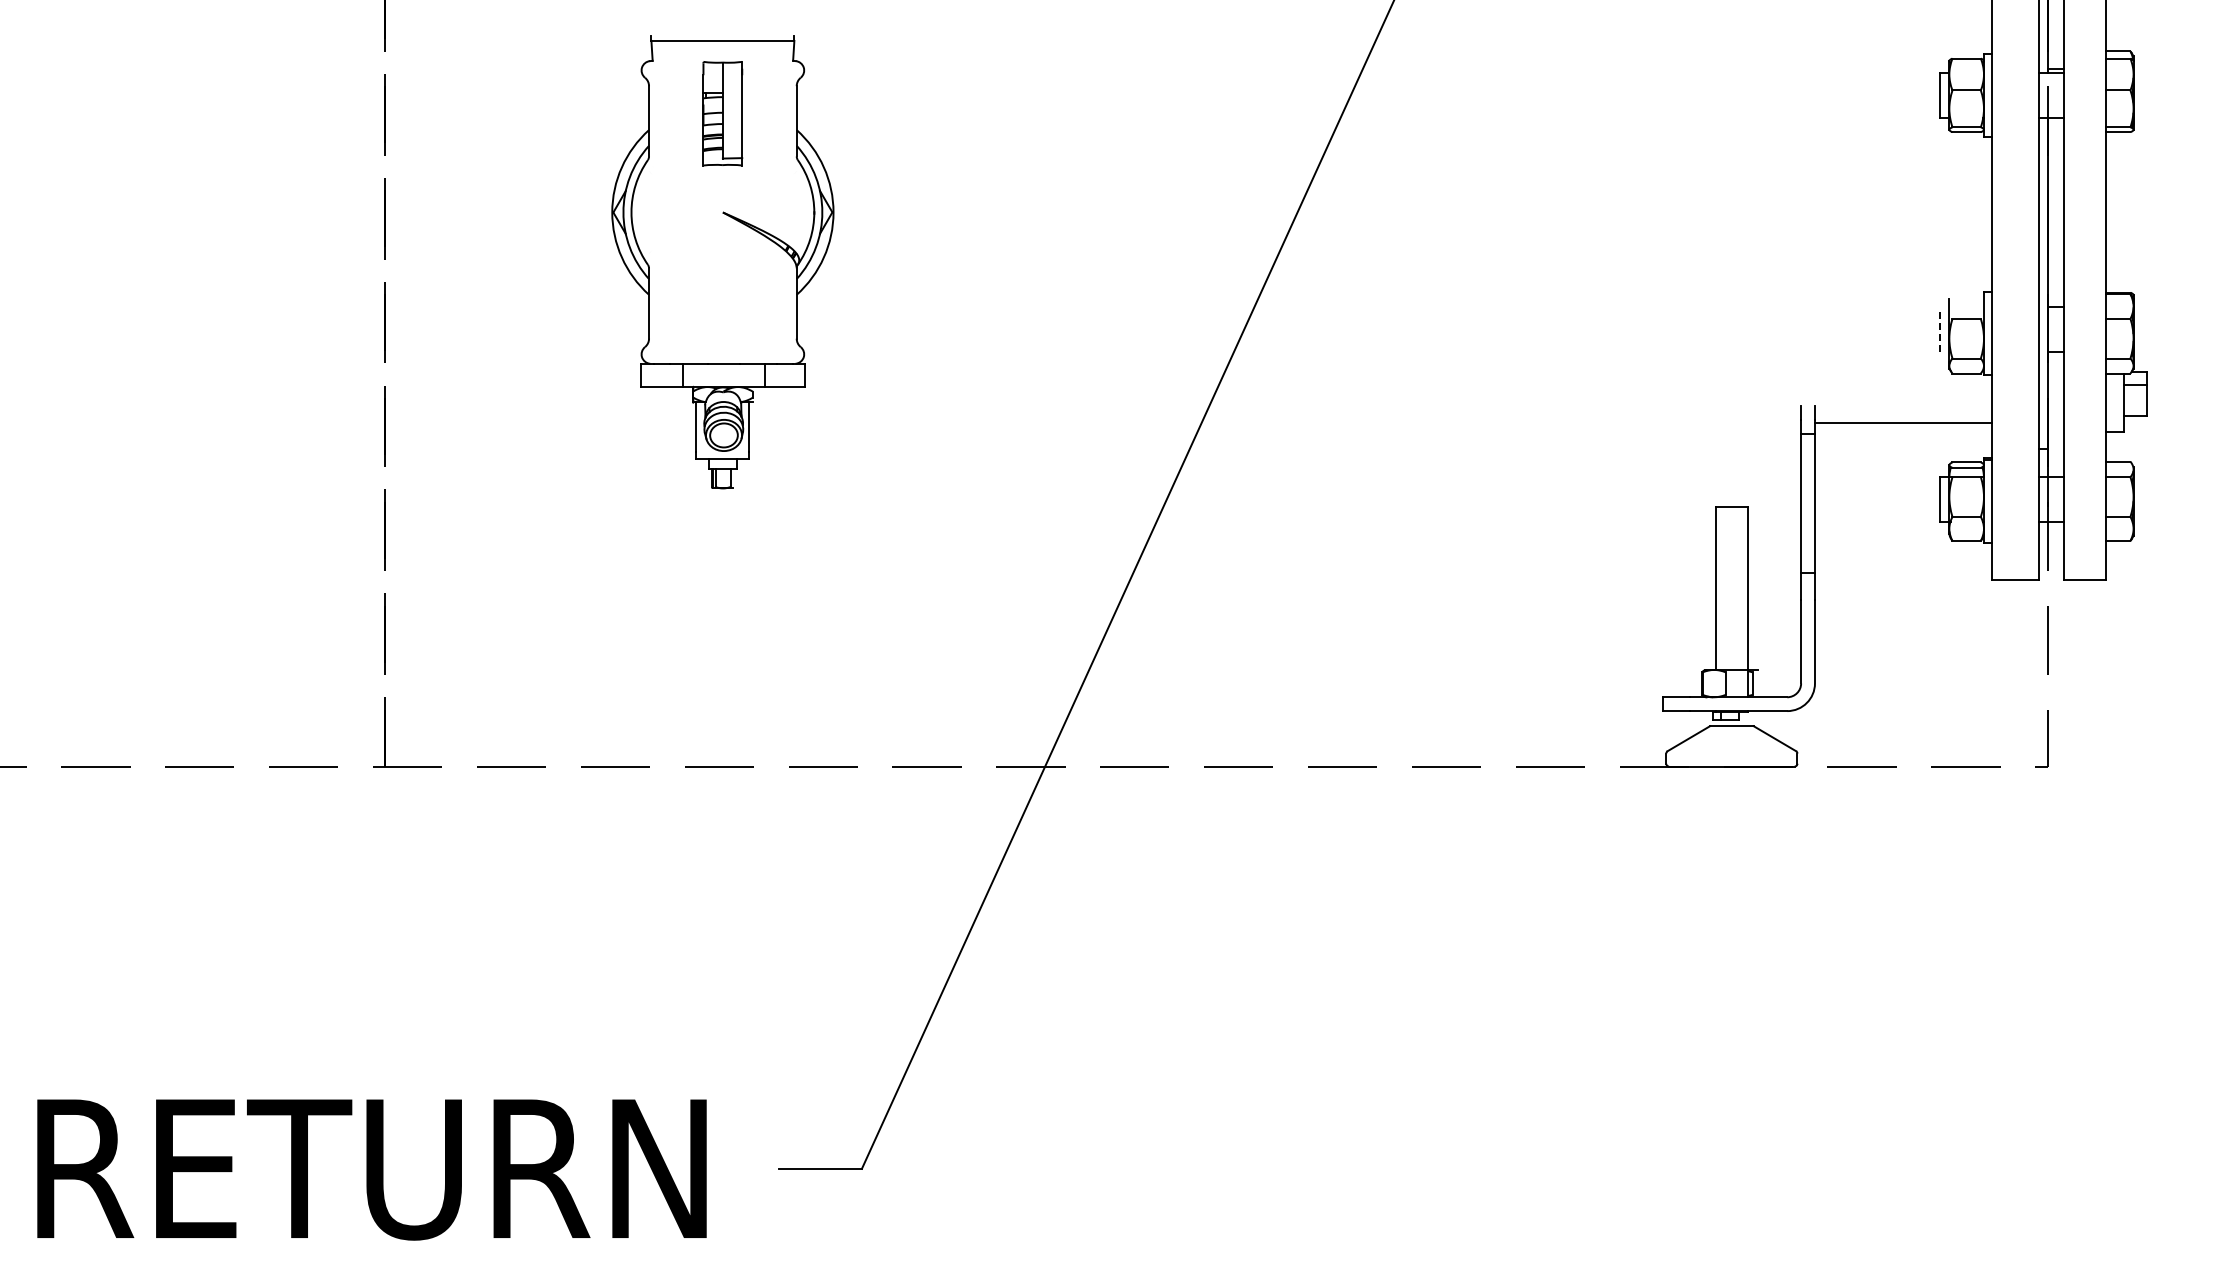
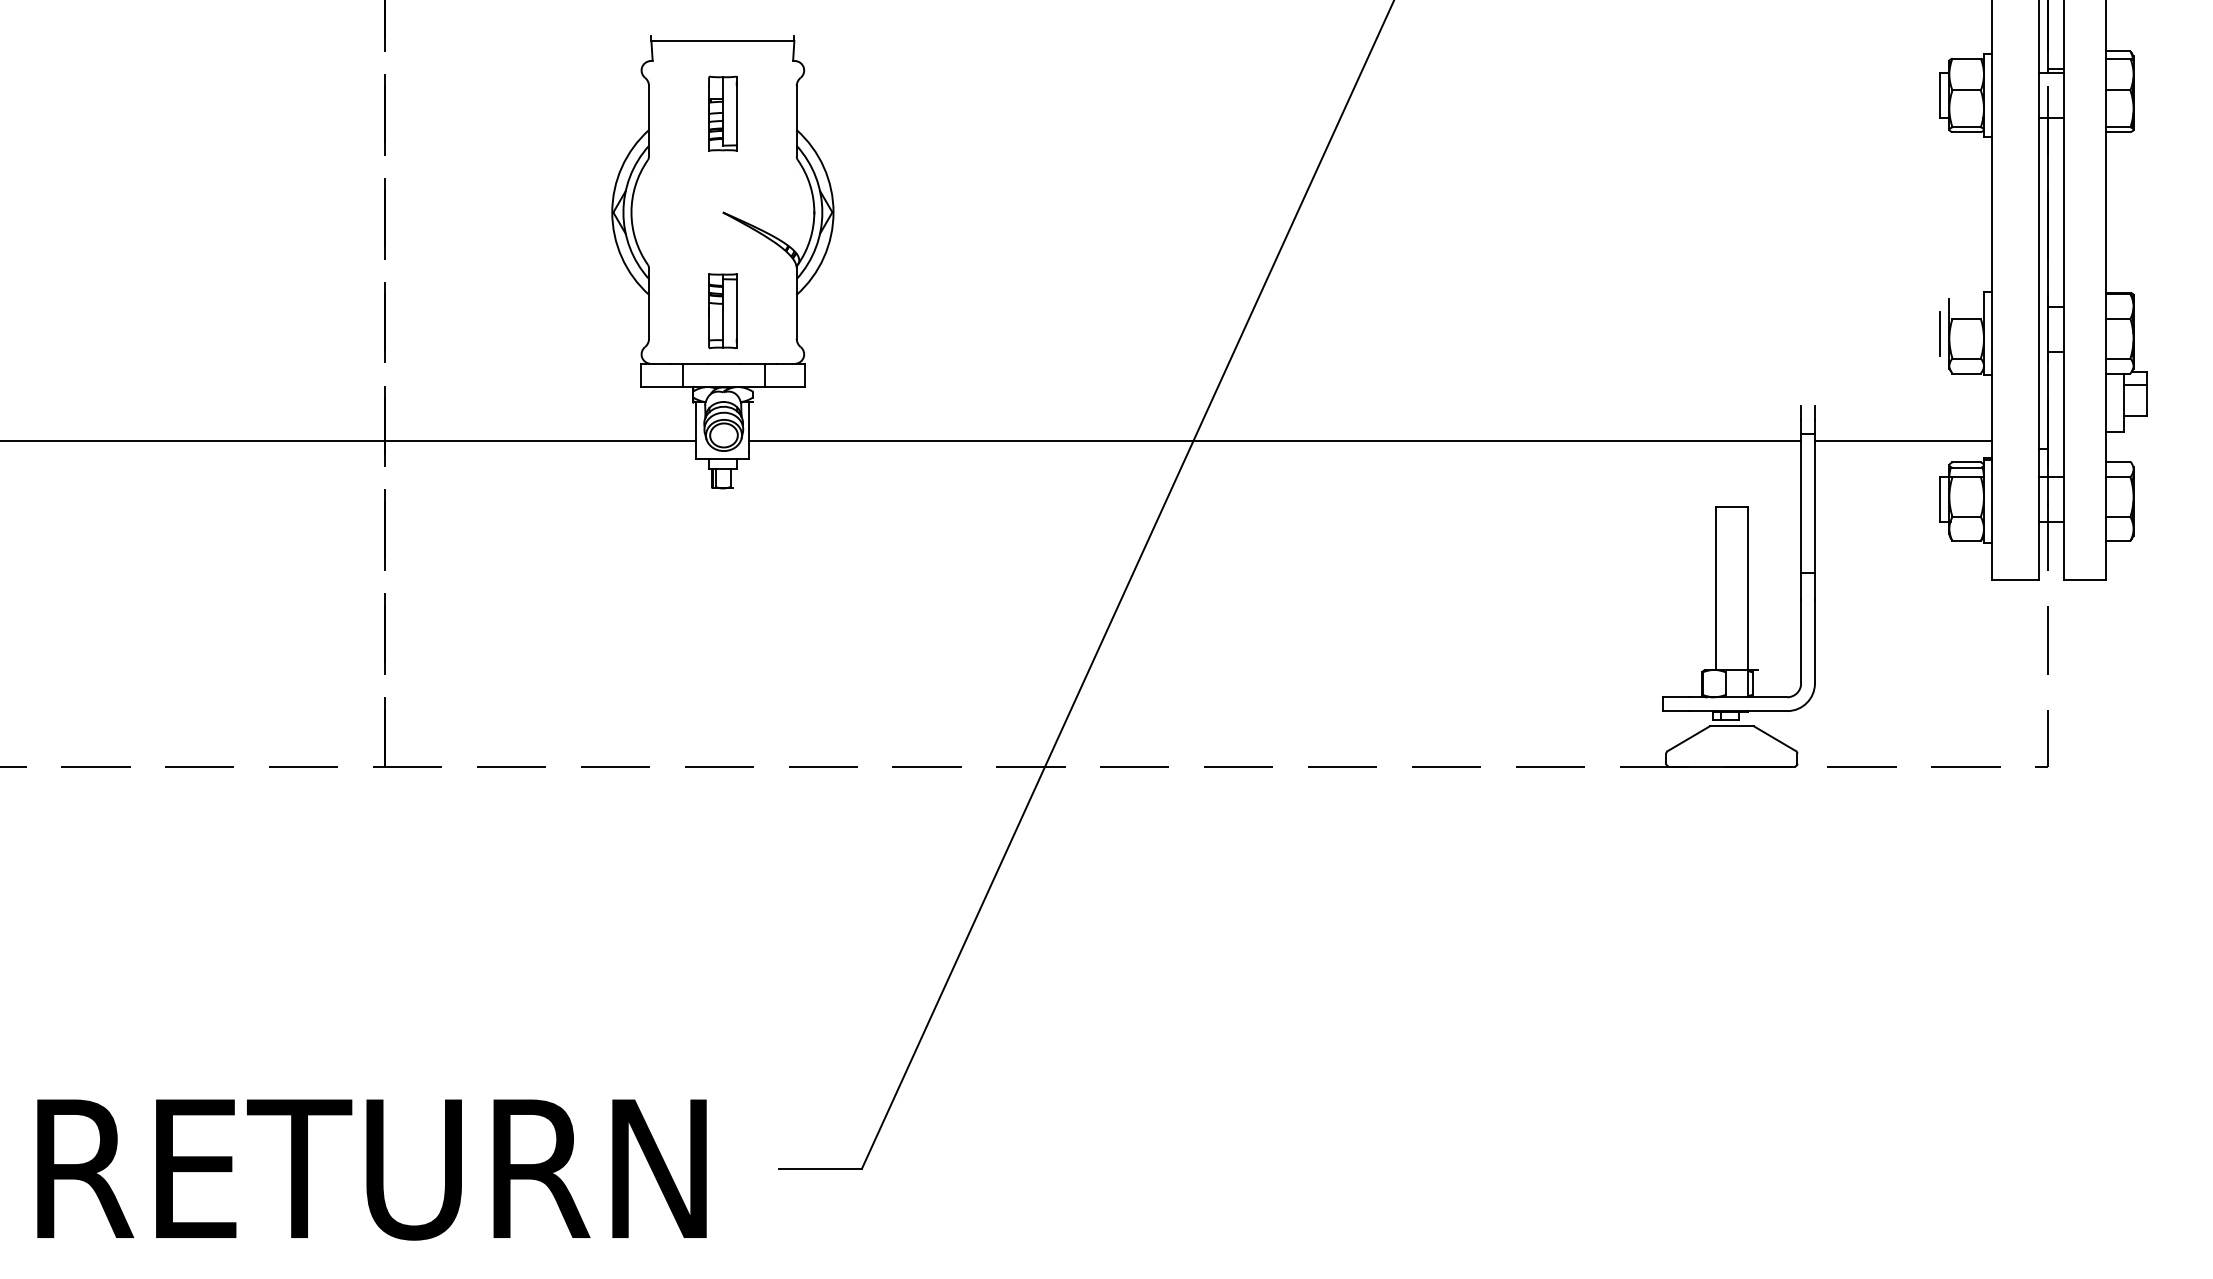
part size: 42x106 px -> 30x77 px (722, 113)
part: none -> present (722, 311)
line: dashed -> solid (1939, 334)
line position: (1903, 423) -> (1903, 441) (1903, 441)
line: none -> present (349, 441)
line: none -> present (1275, 441)
